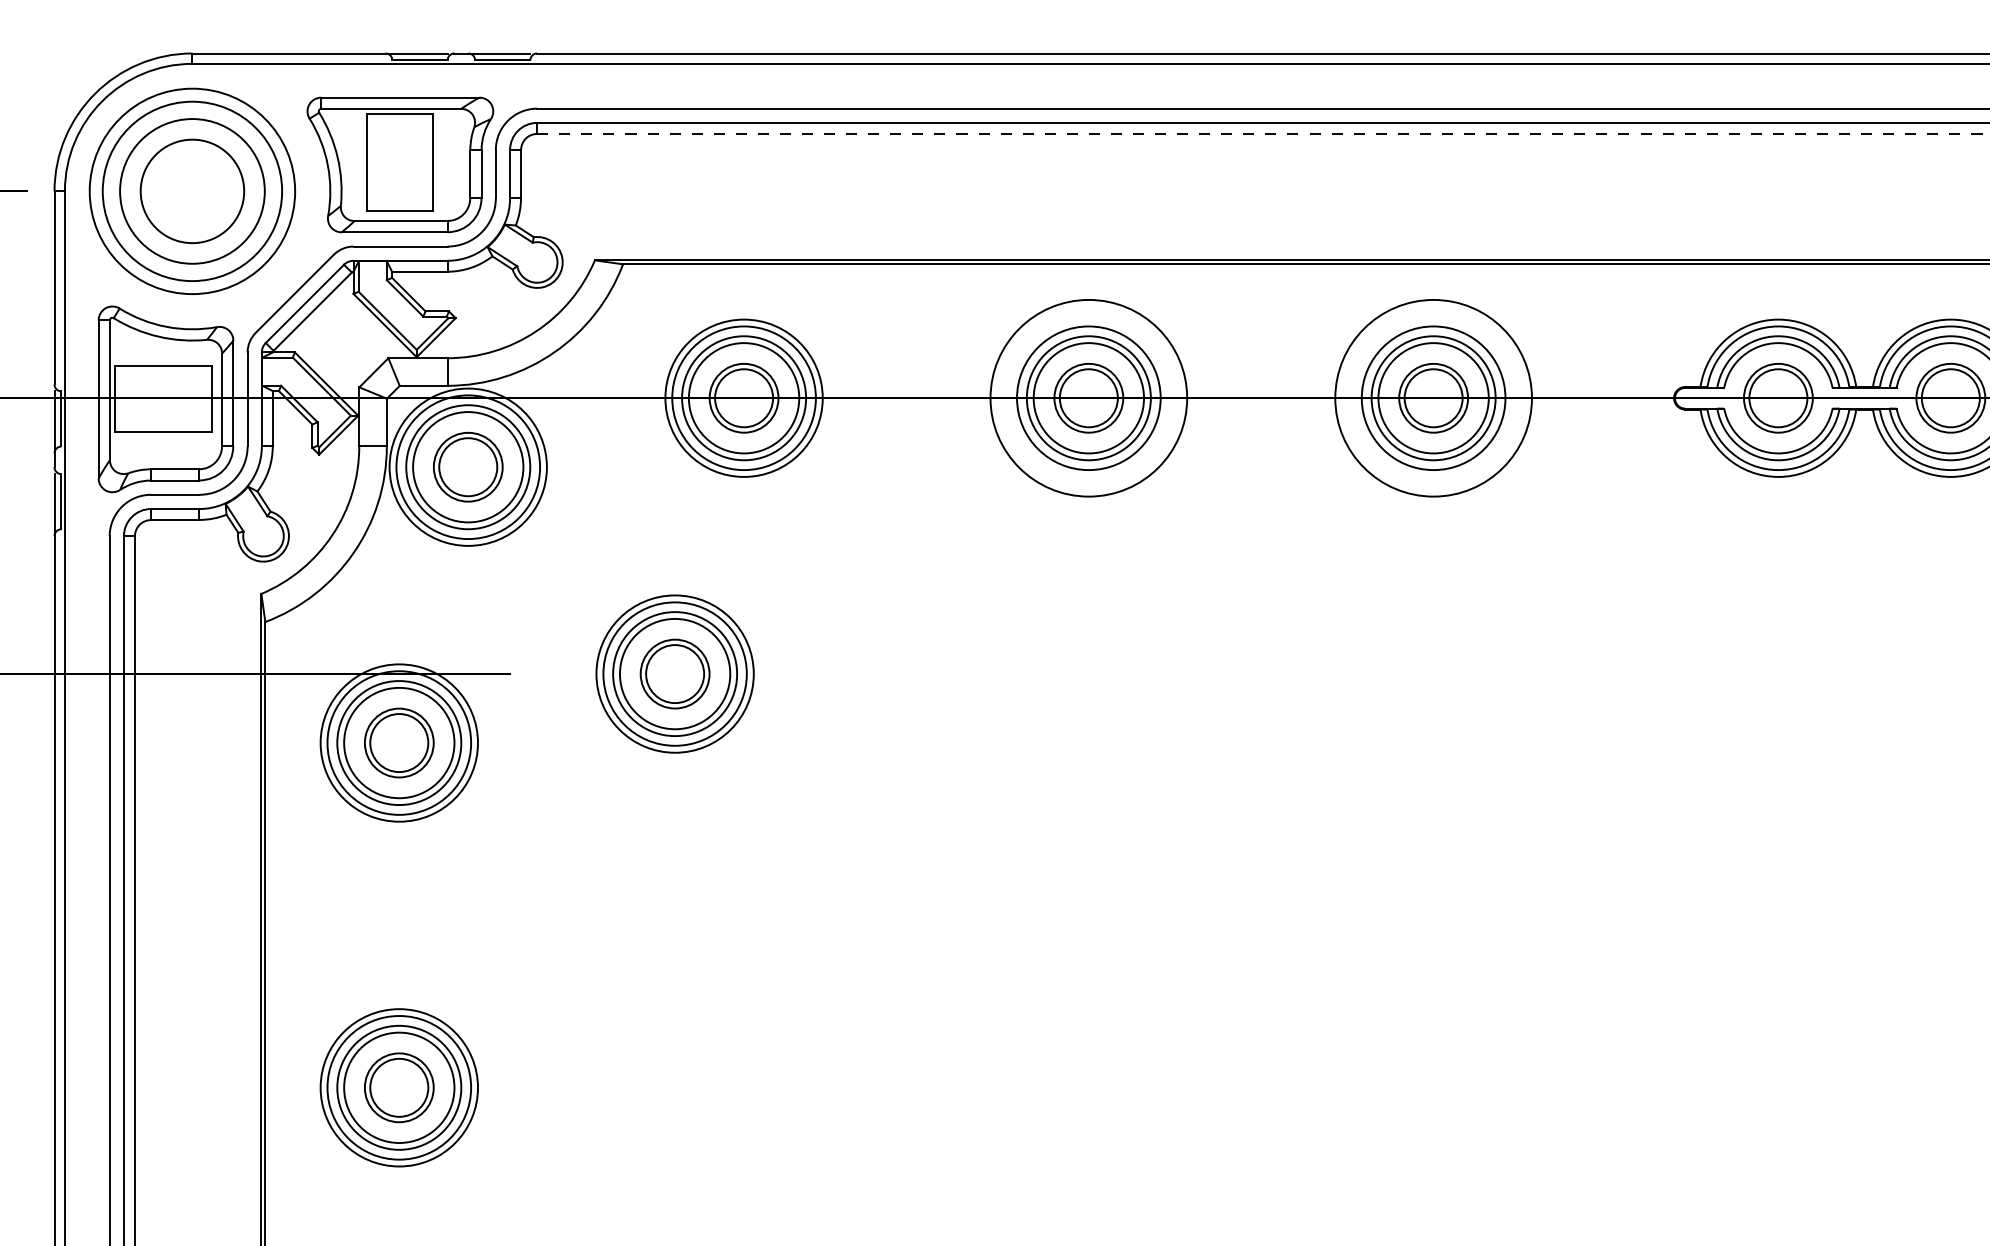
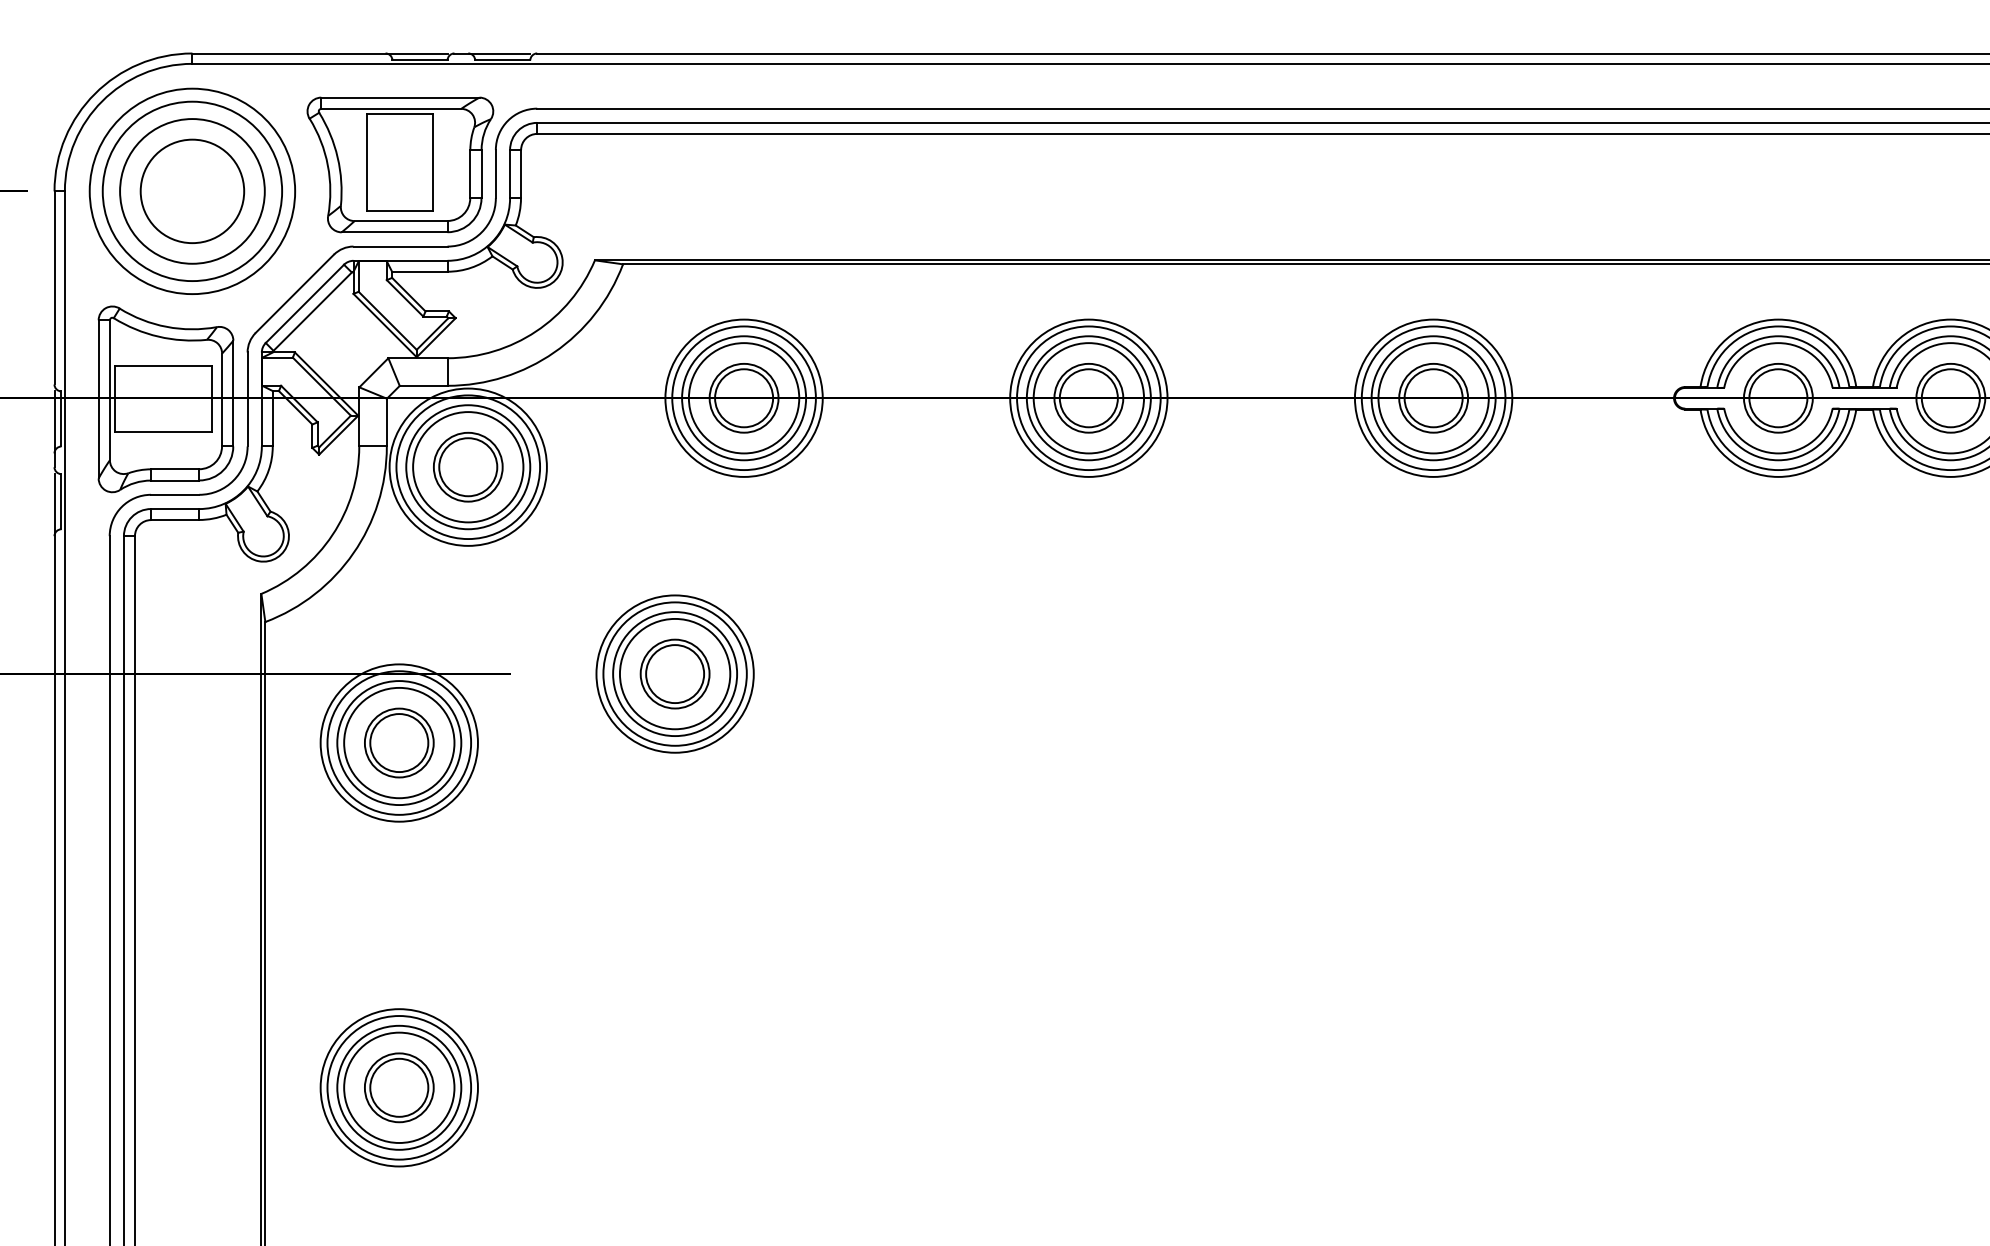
line: dashed -> solid (1263, 133)
circle diameter: 197 px -> 157 px (1088, 397)
circle diameter: 197 px -> 157 px (1433, 397)
